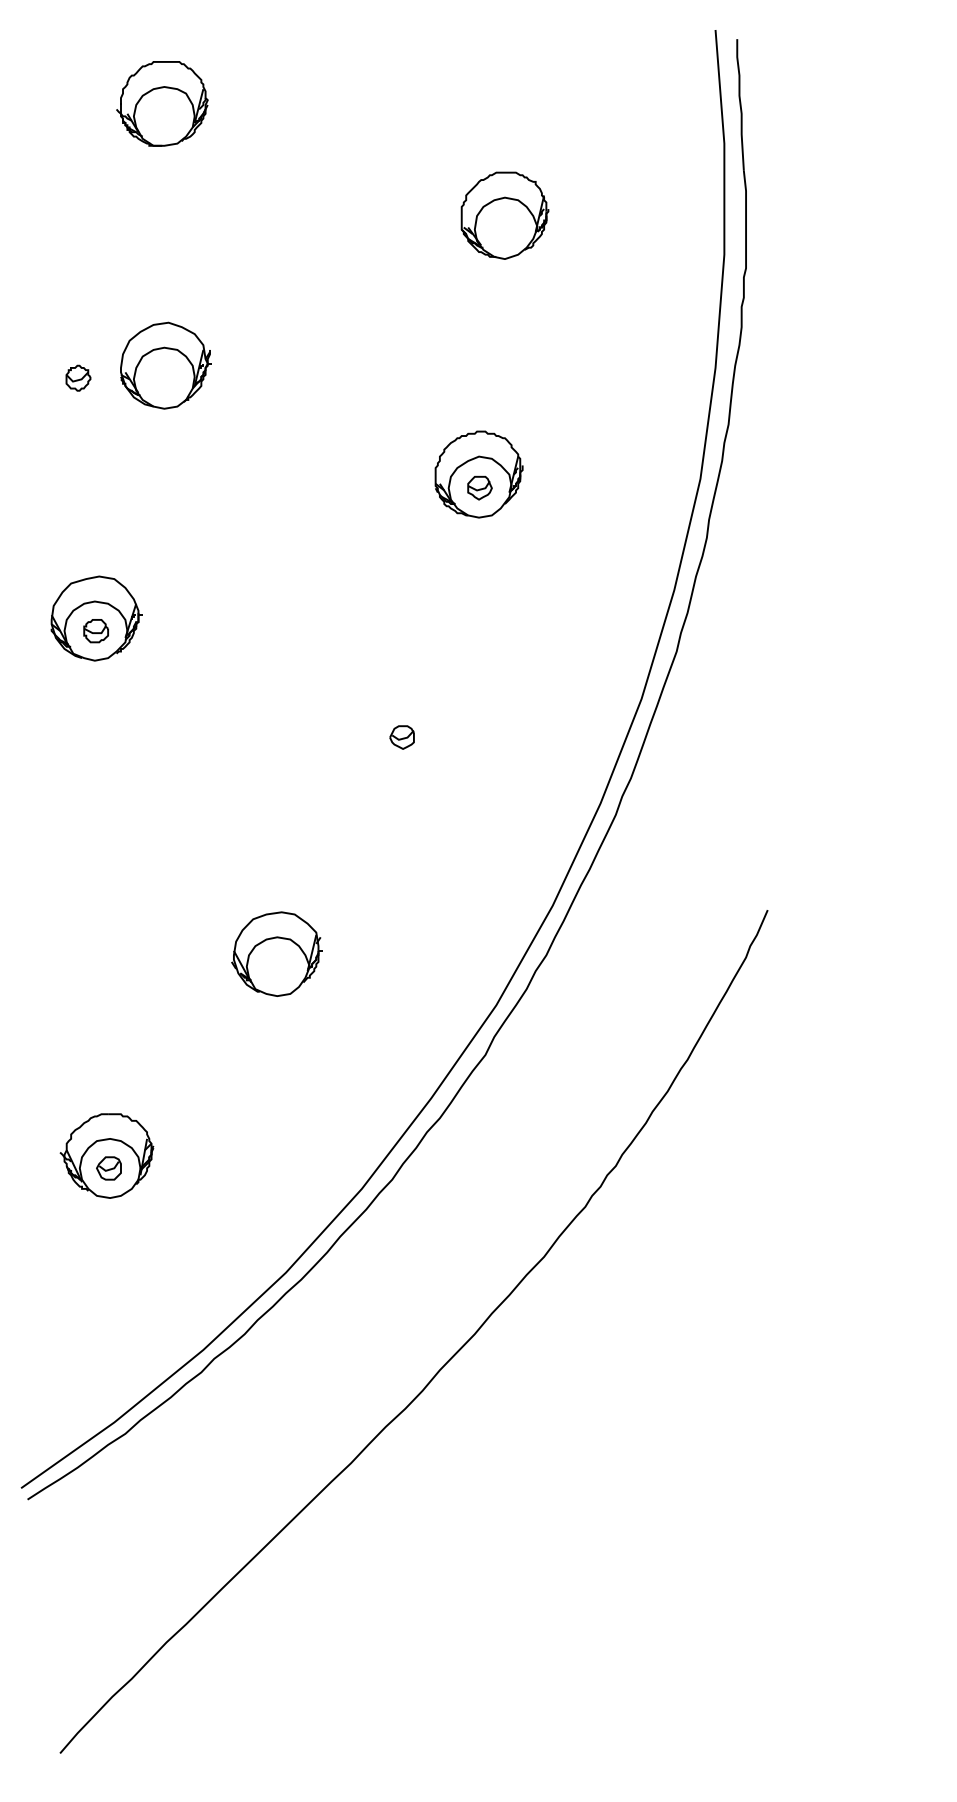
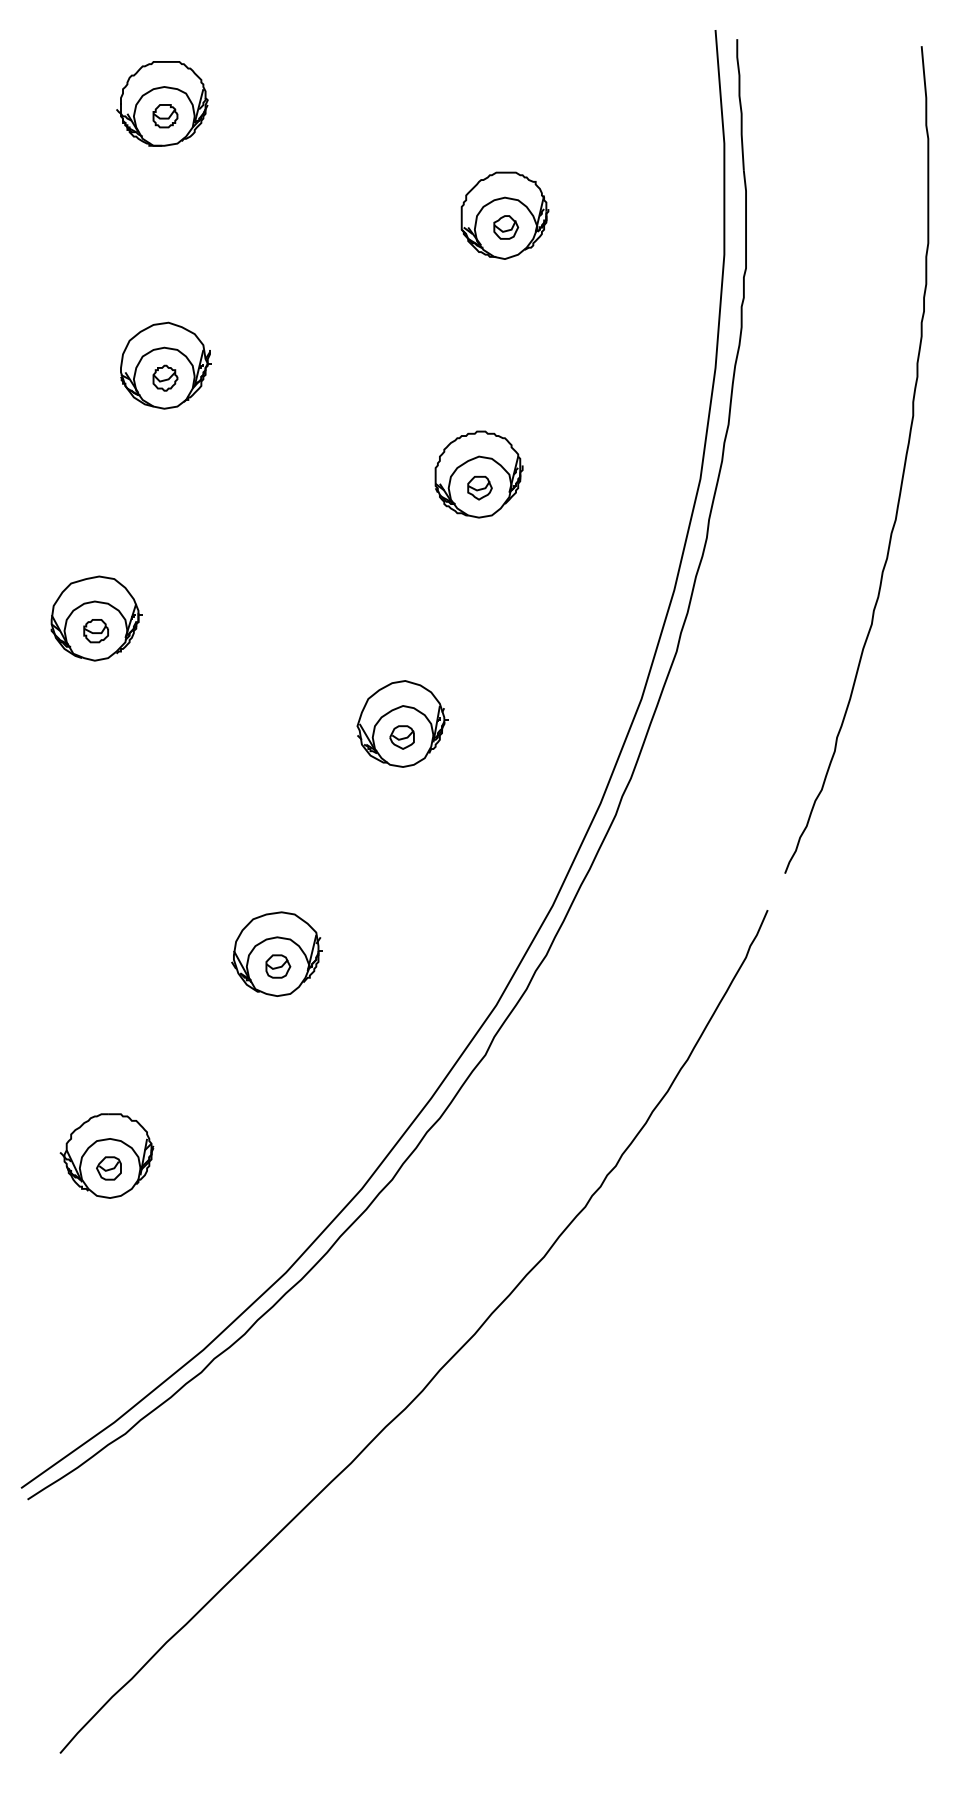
part: none -> present (165, 116)
part: none -> present (506, 227)
part position: (78, 377) -> (165, 377) (165, 377)
curve: none -> present (903, 465)
part: none -> present (402, 723)
part: none -> present (278, 966)
